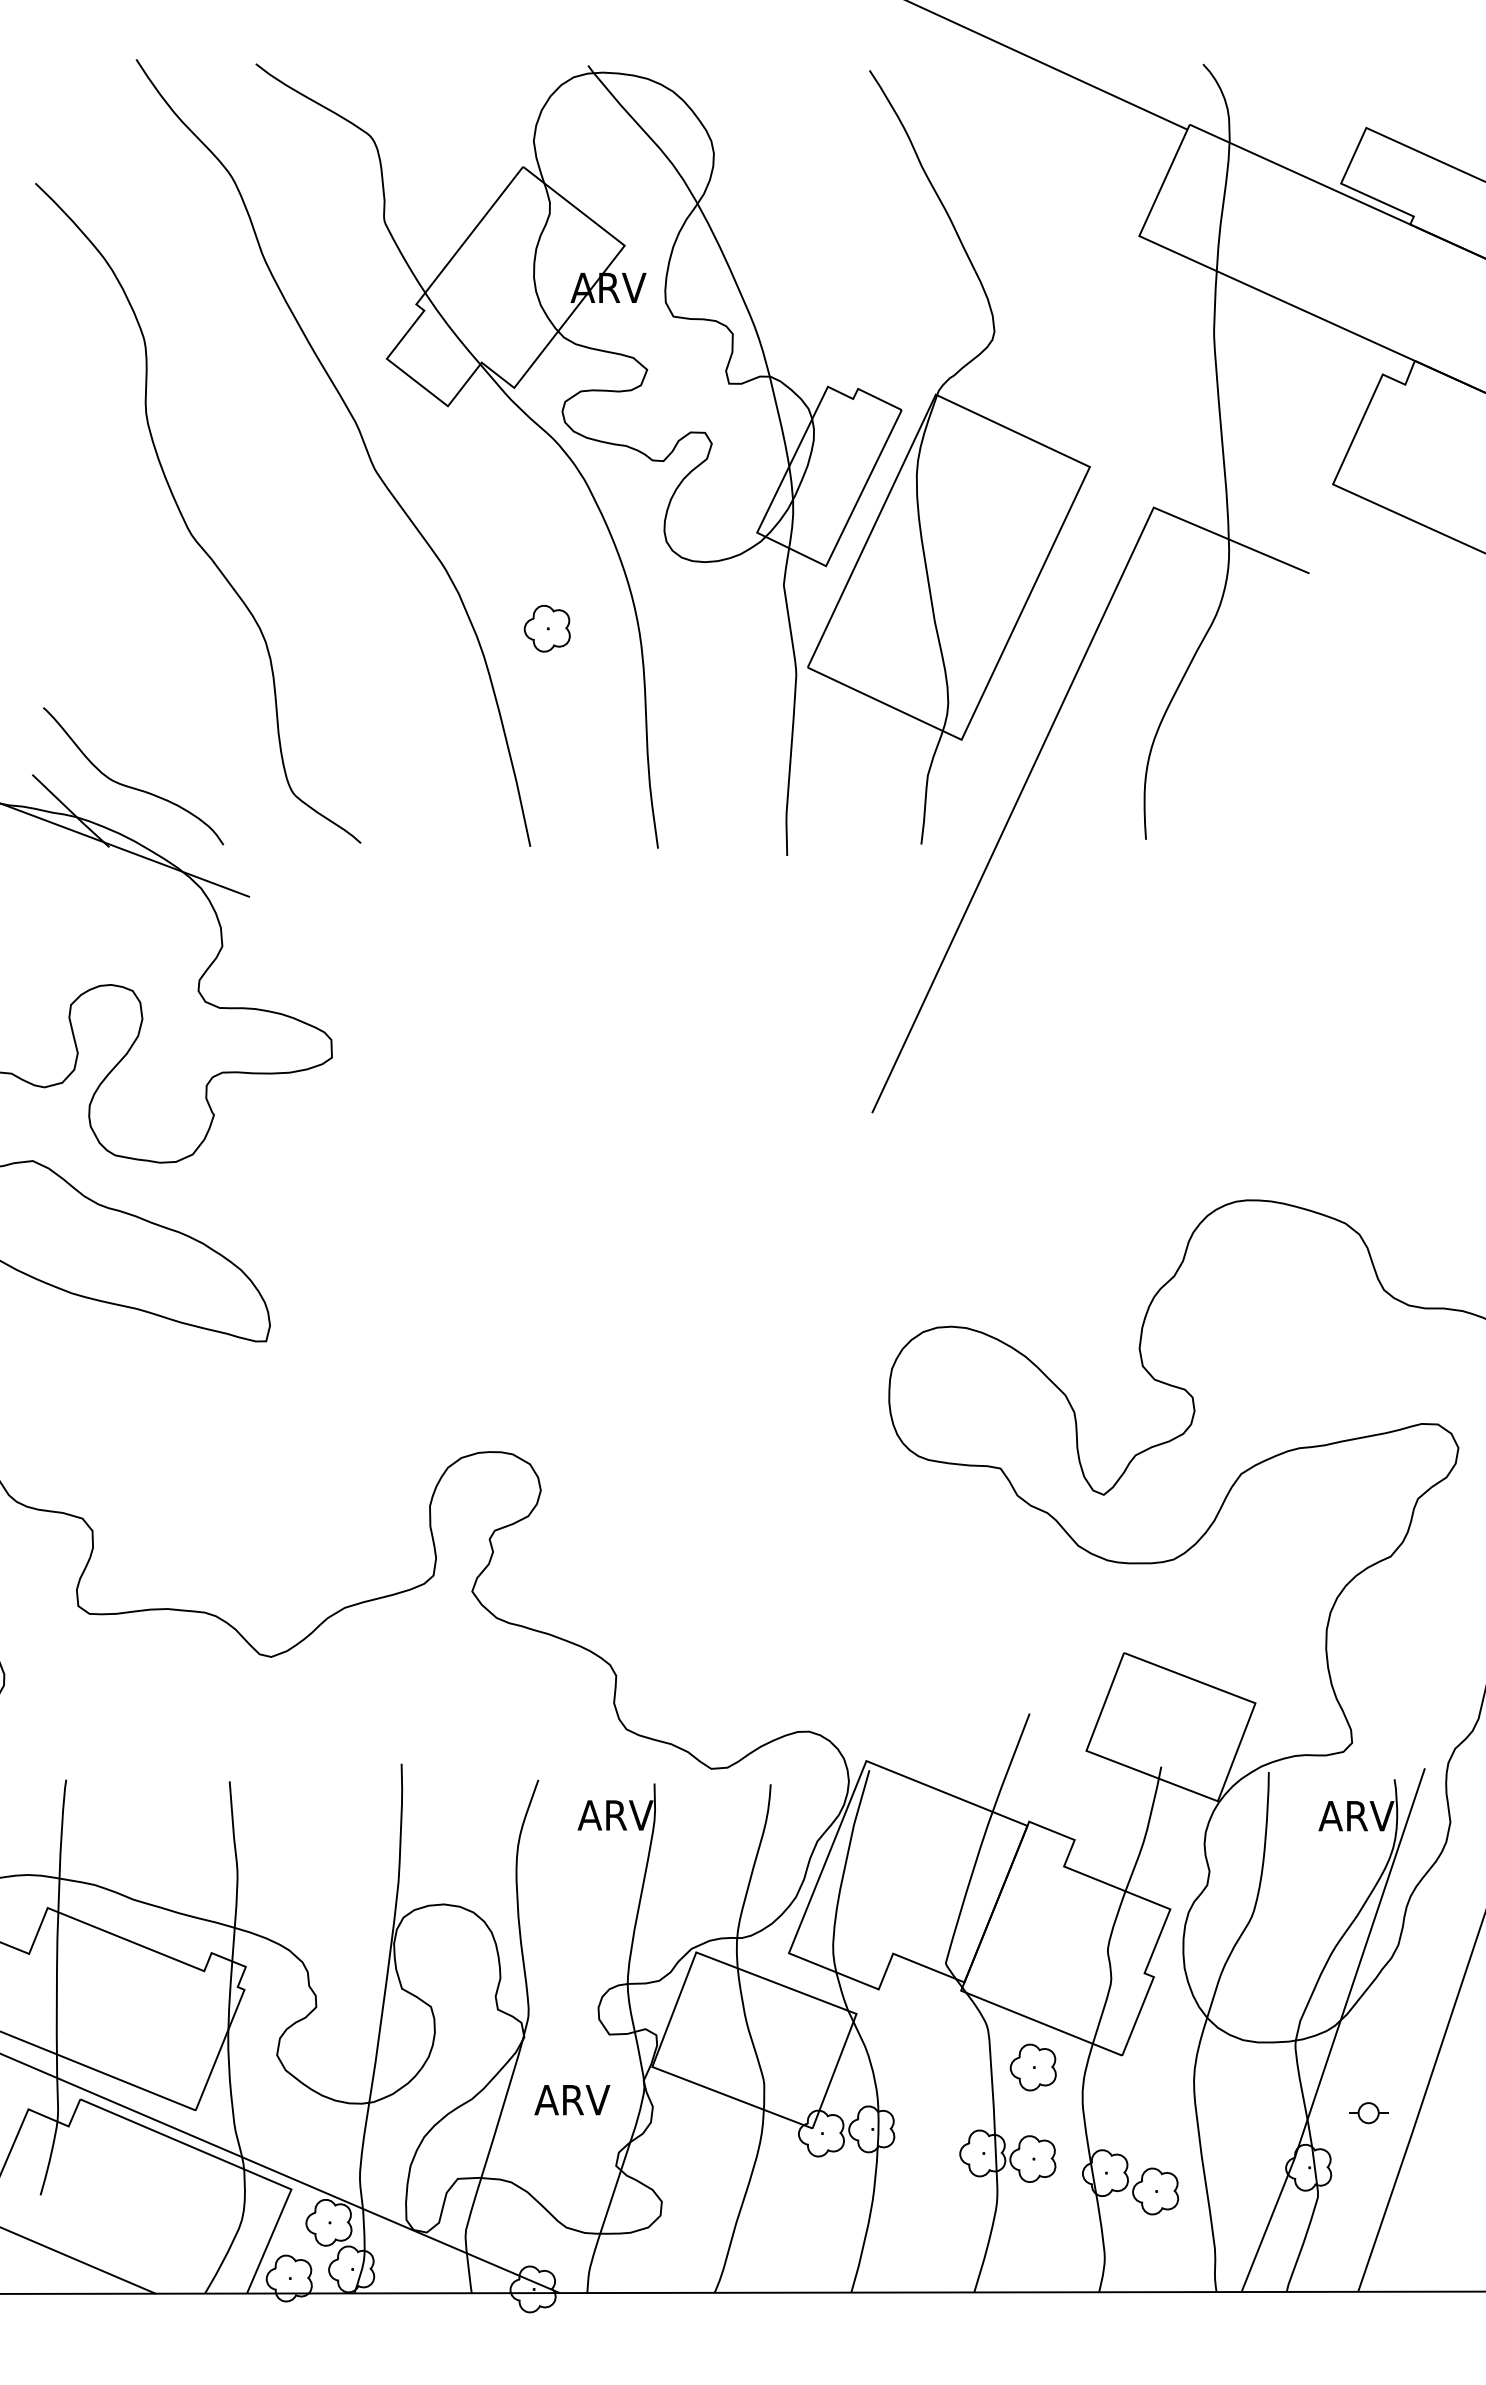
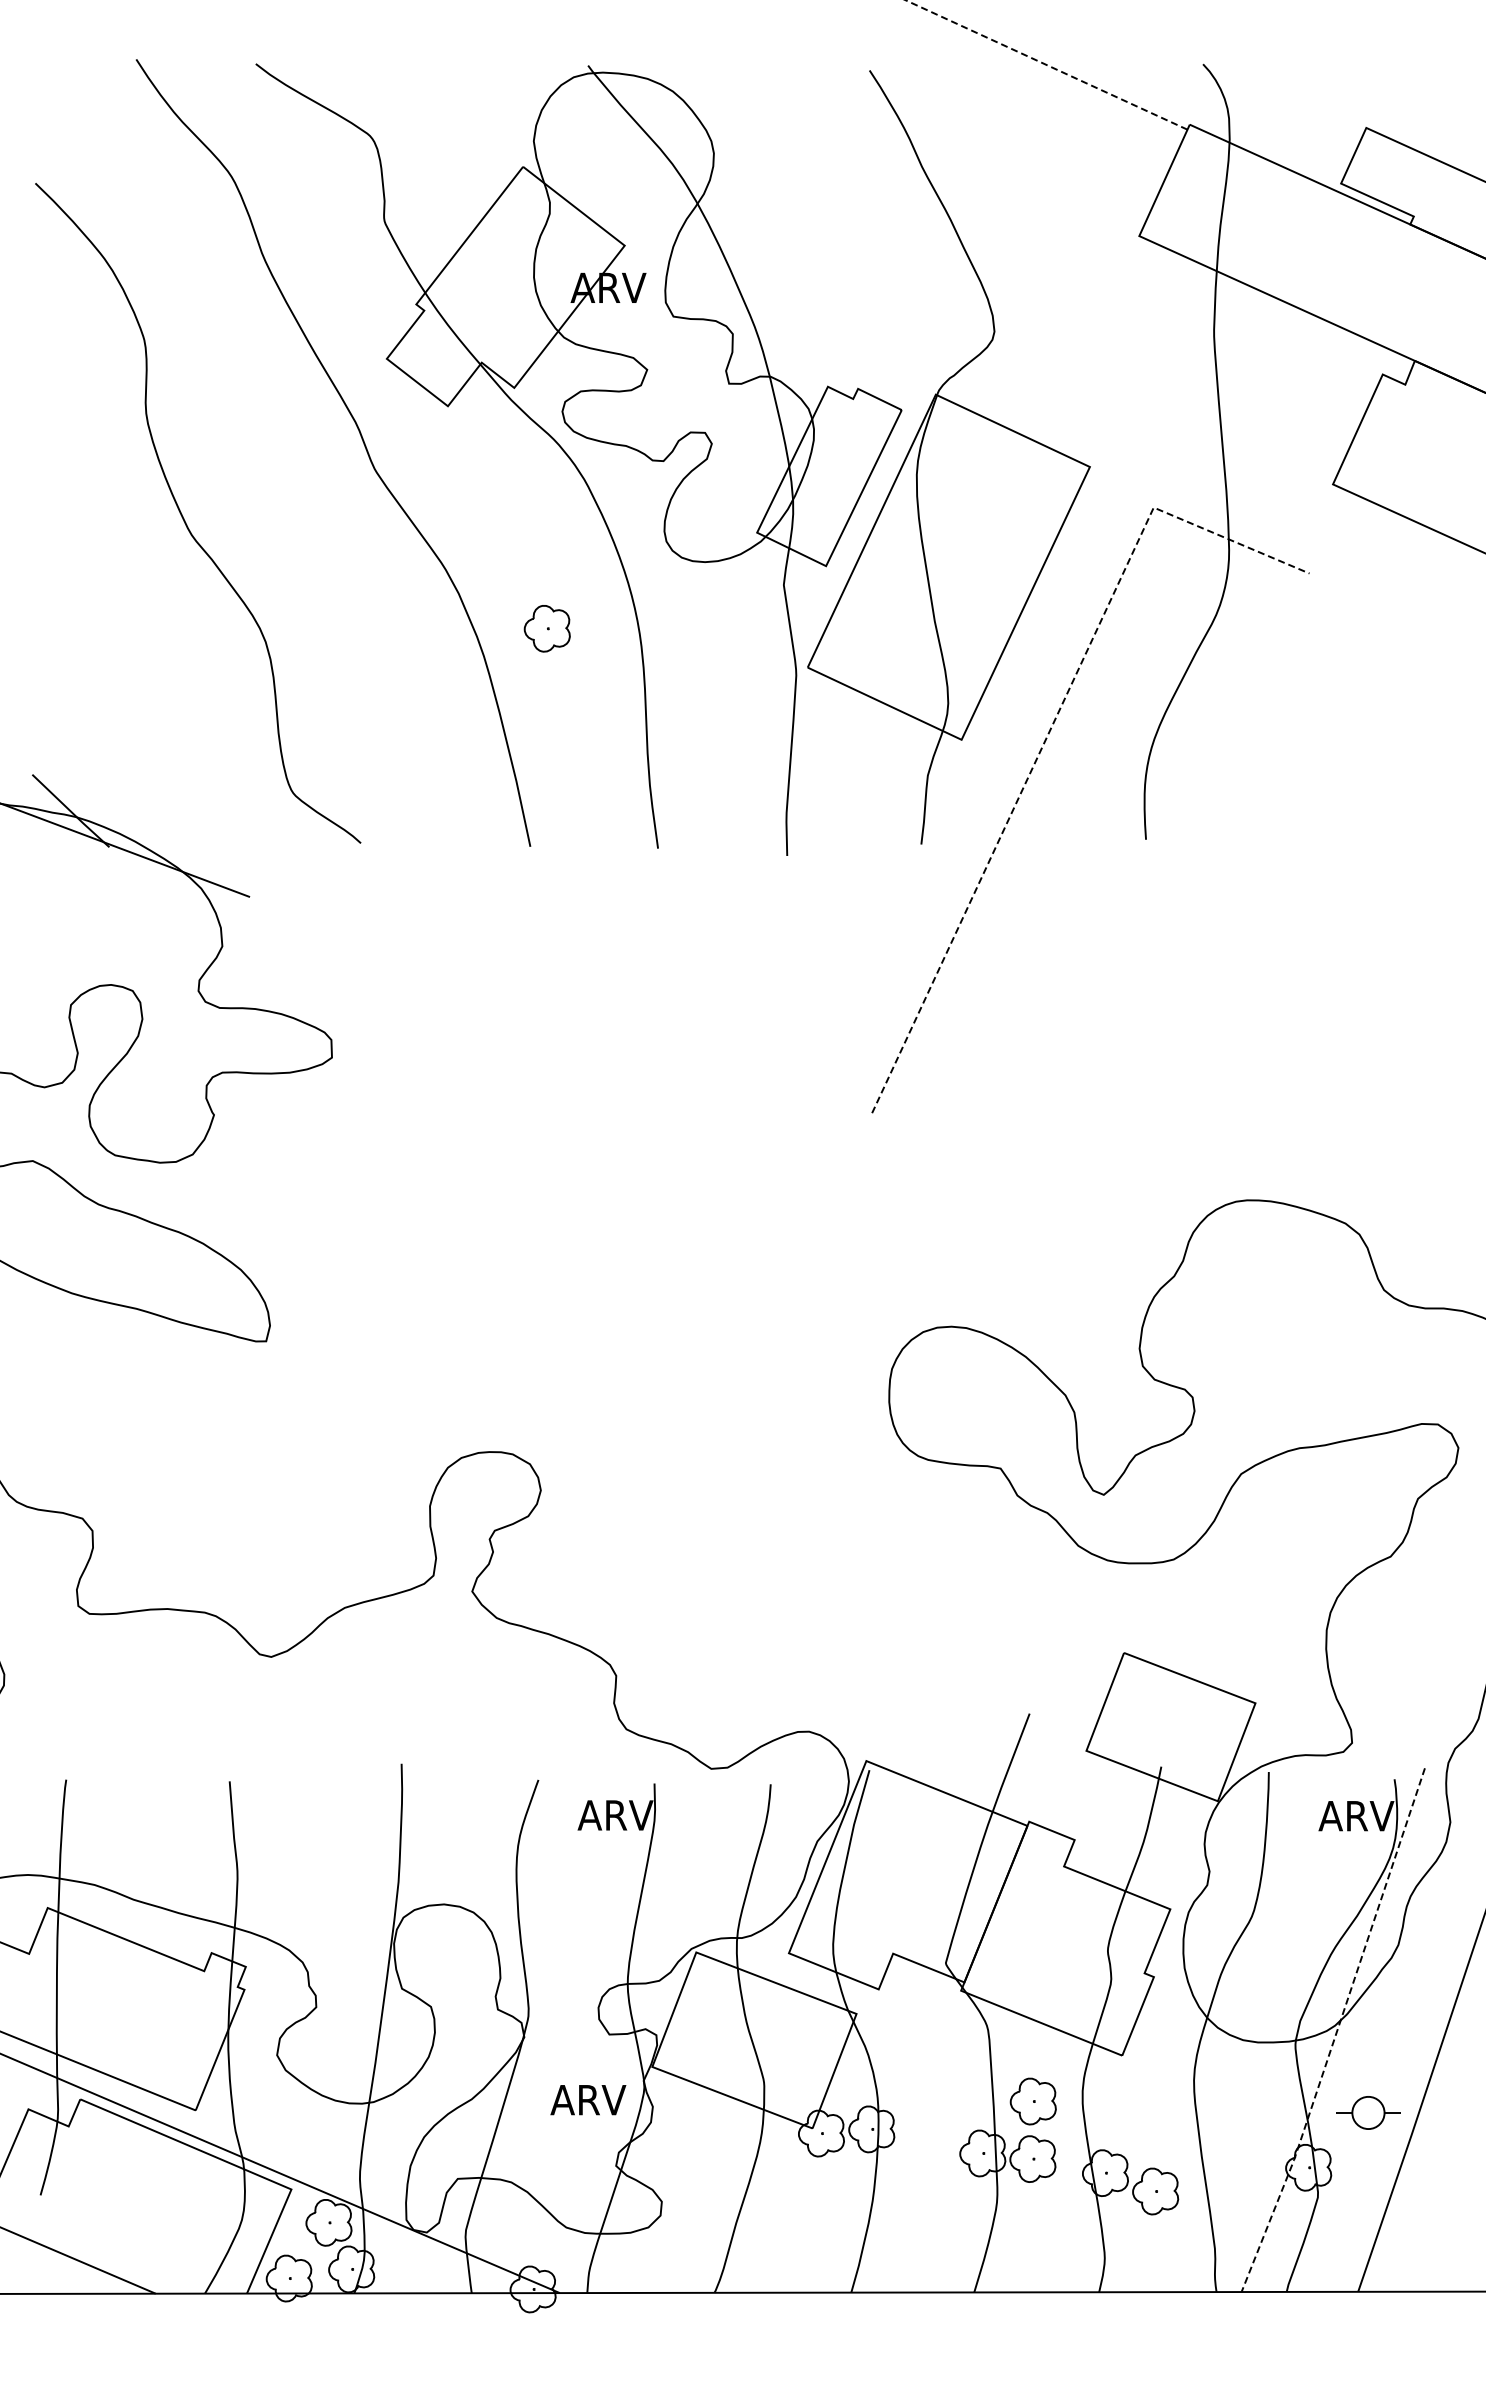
line: solid -> dashed (1046, 64)
line: solid -> dashed (1049, 732)
curve: present -> none (131, 786)
line: solid -> dashed (1336, 2032)
part position: (1032, 2067) -> (1032, 2101) (1032, 2101)
text position: (572, 2100) -> (588, 2100) (588, 2100)
part size: 40x23 px -> 65x34 px (1368, 2112)
